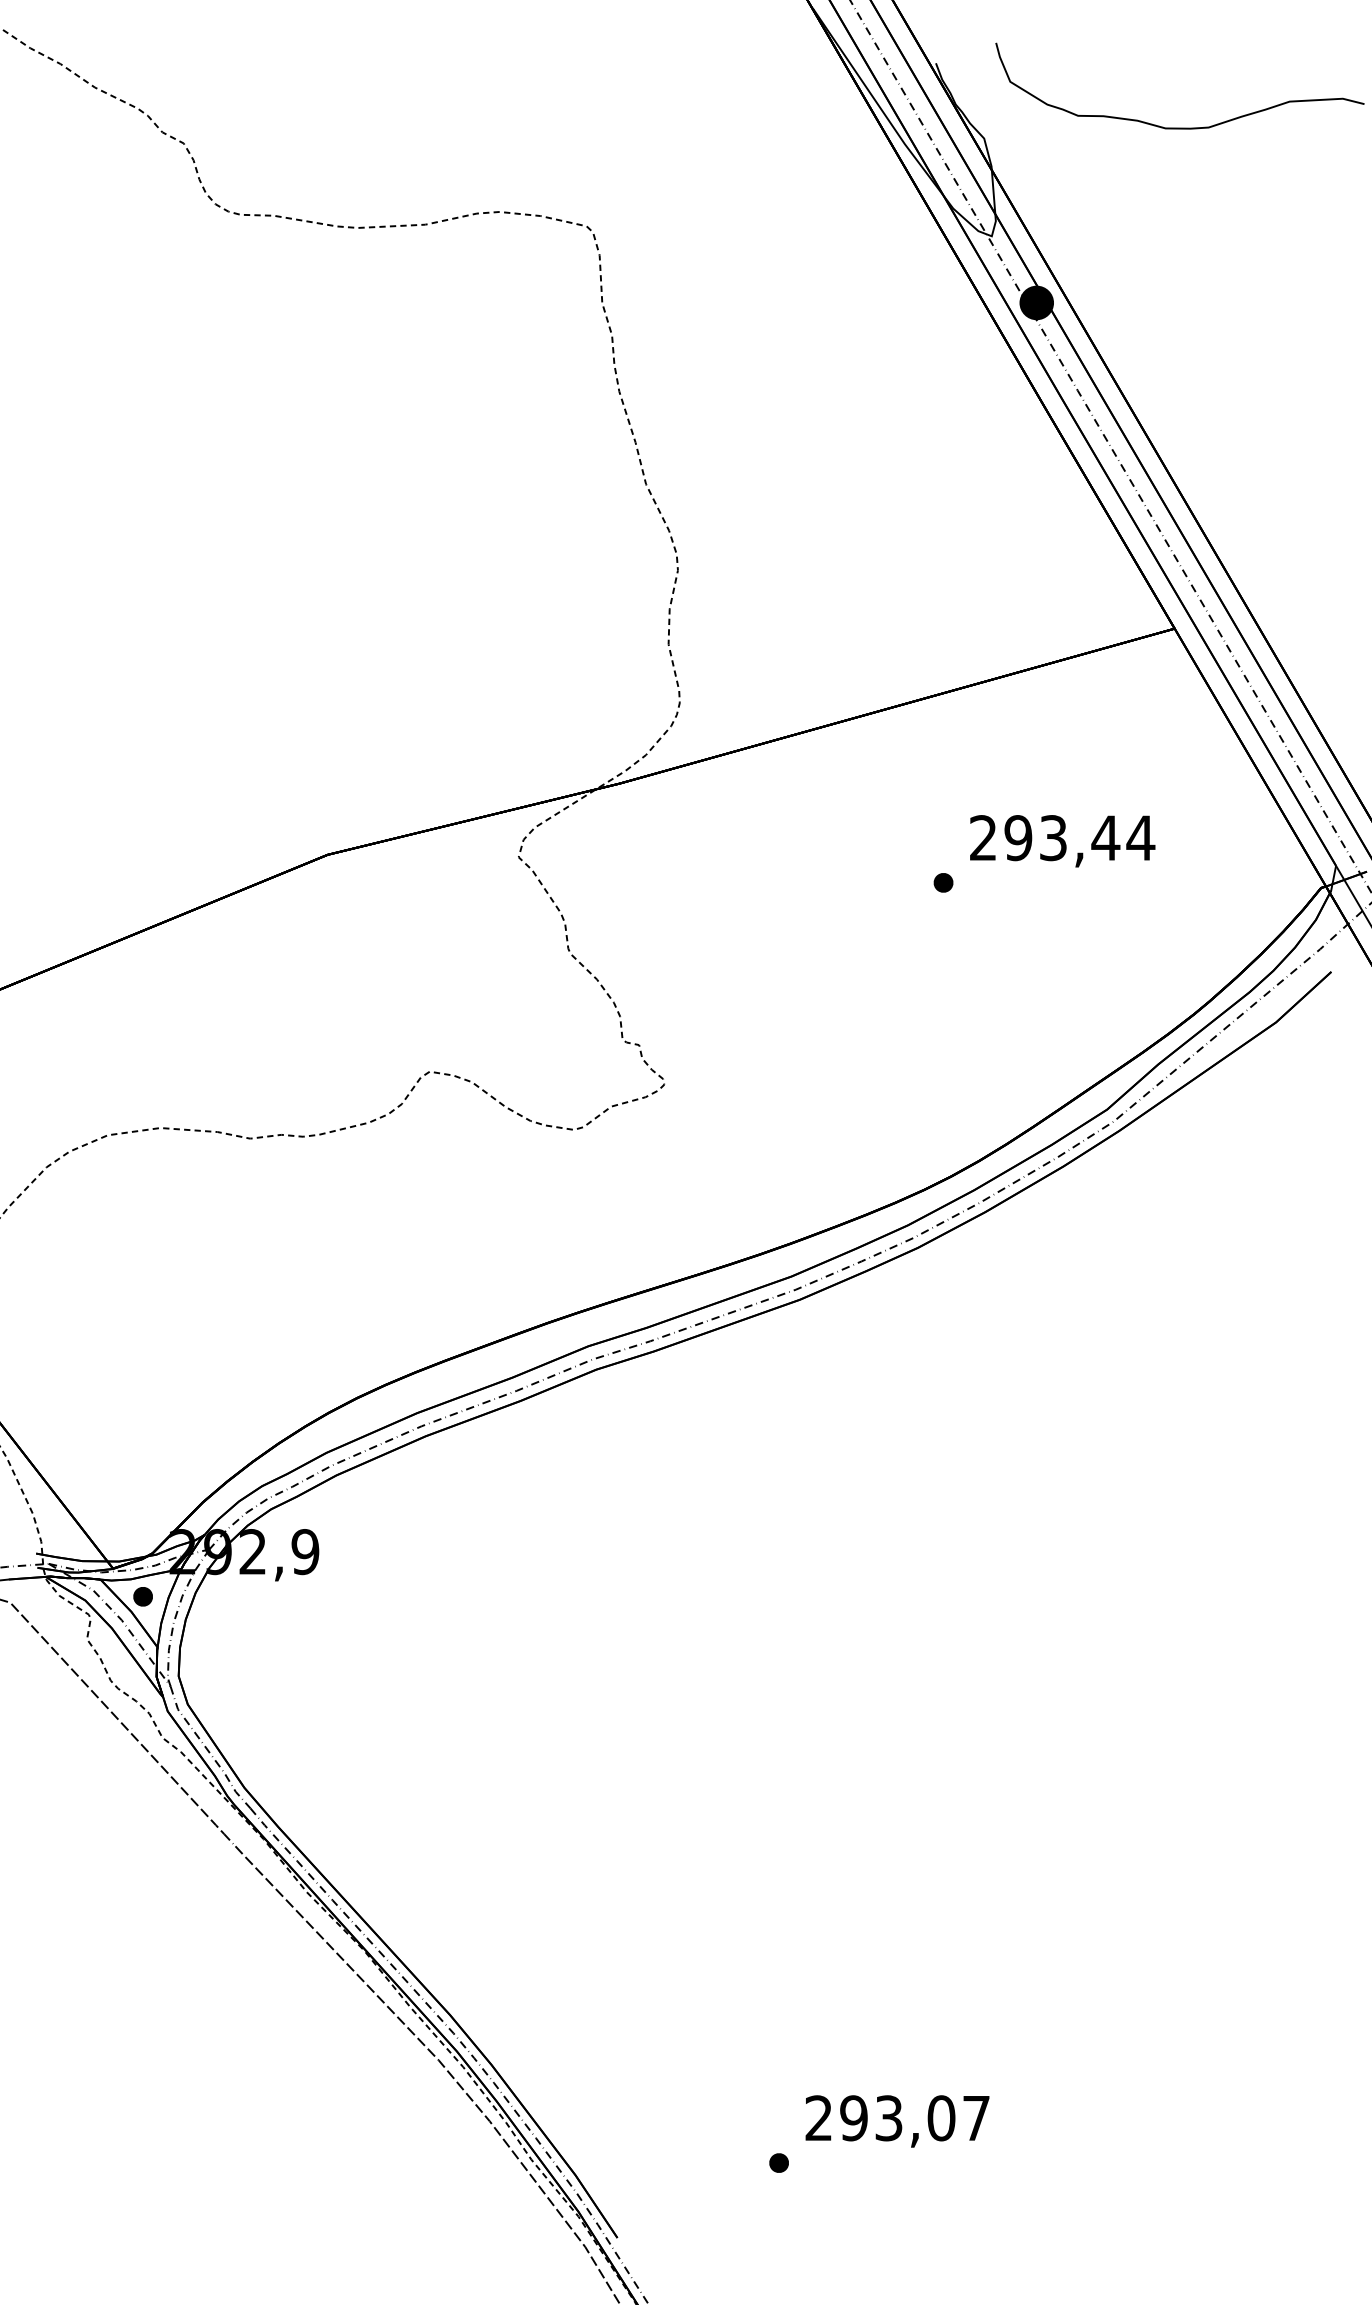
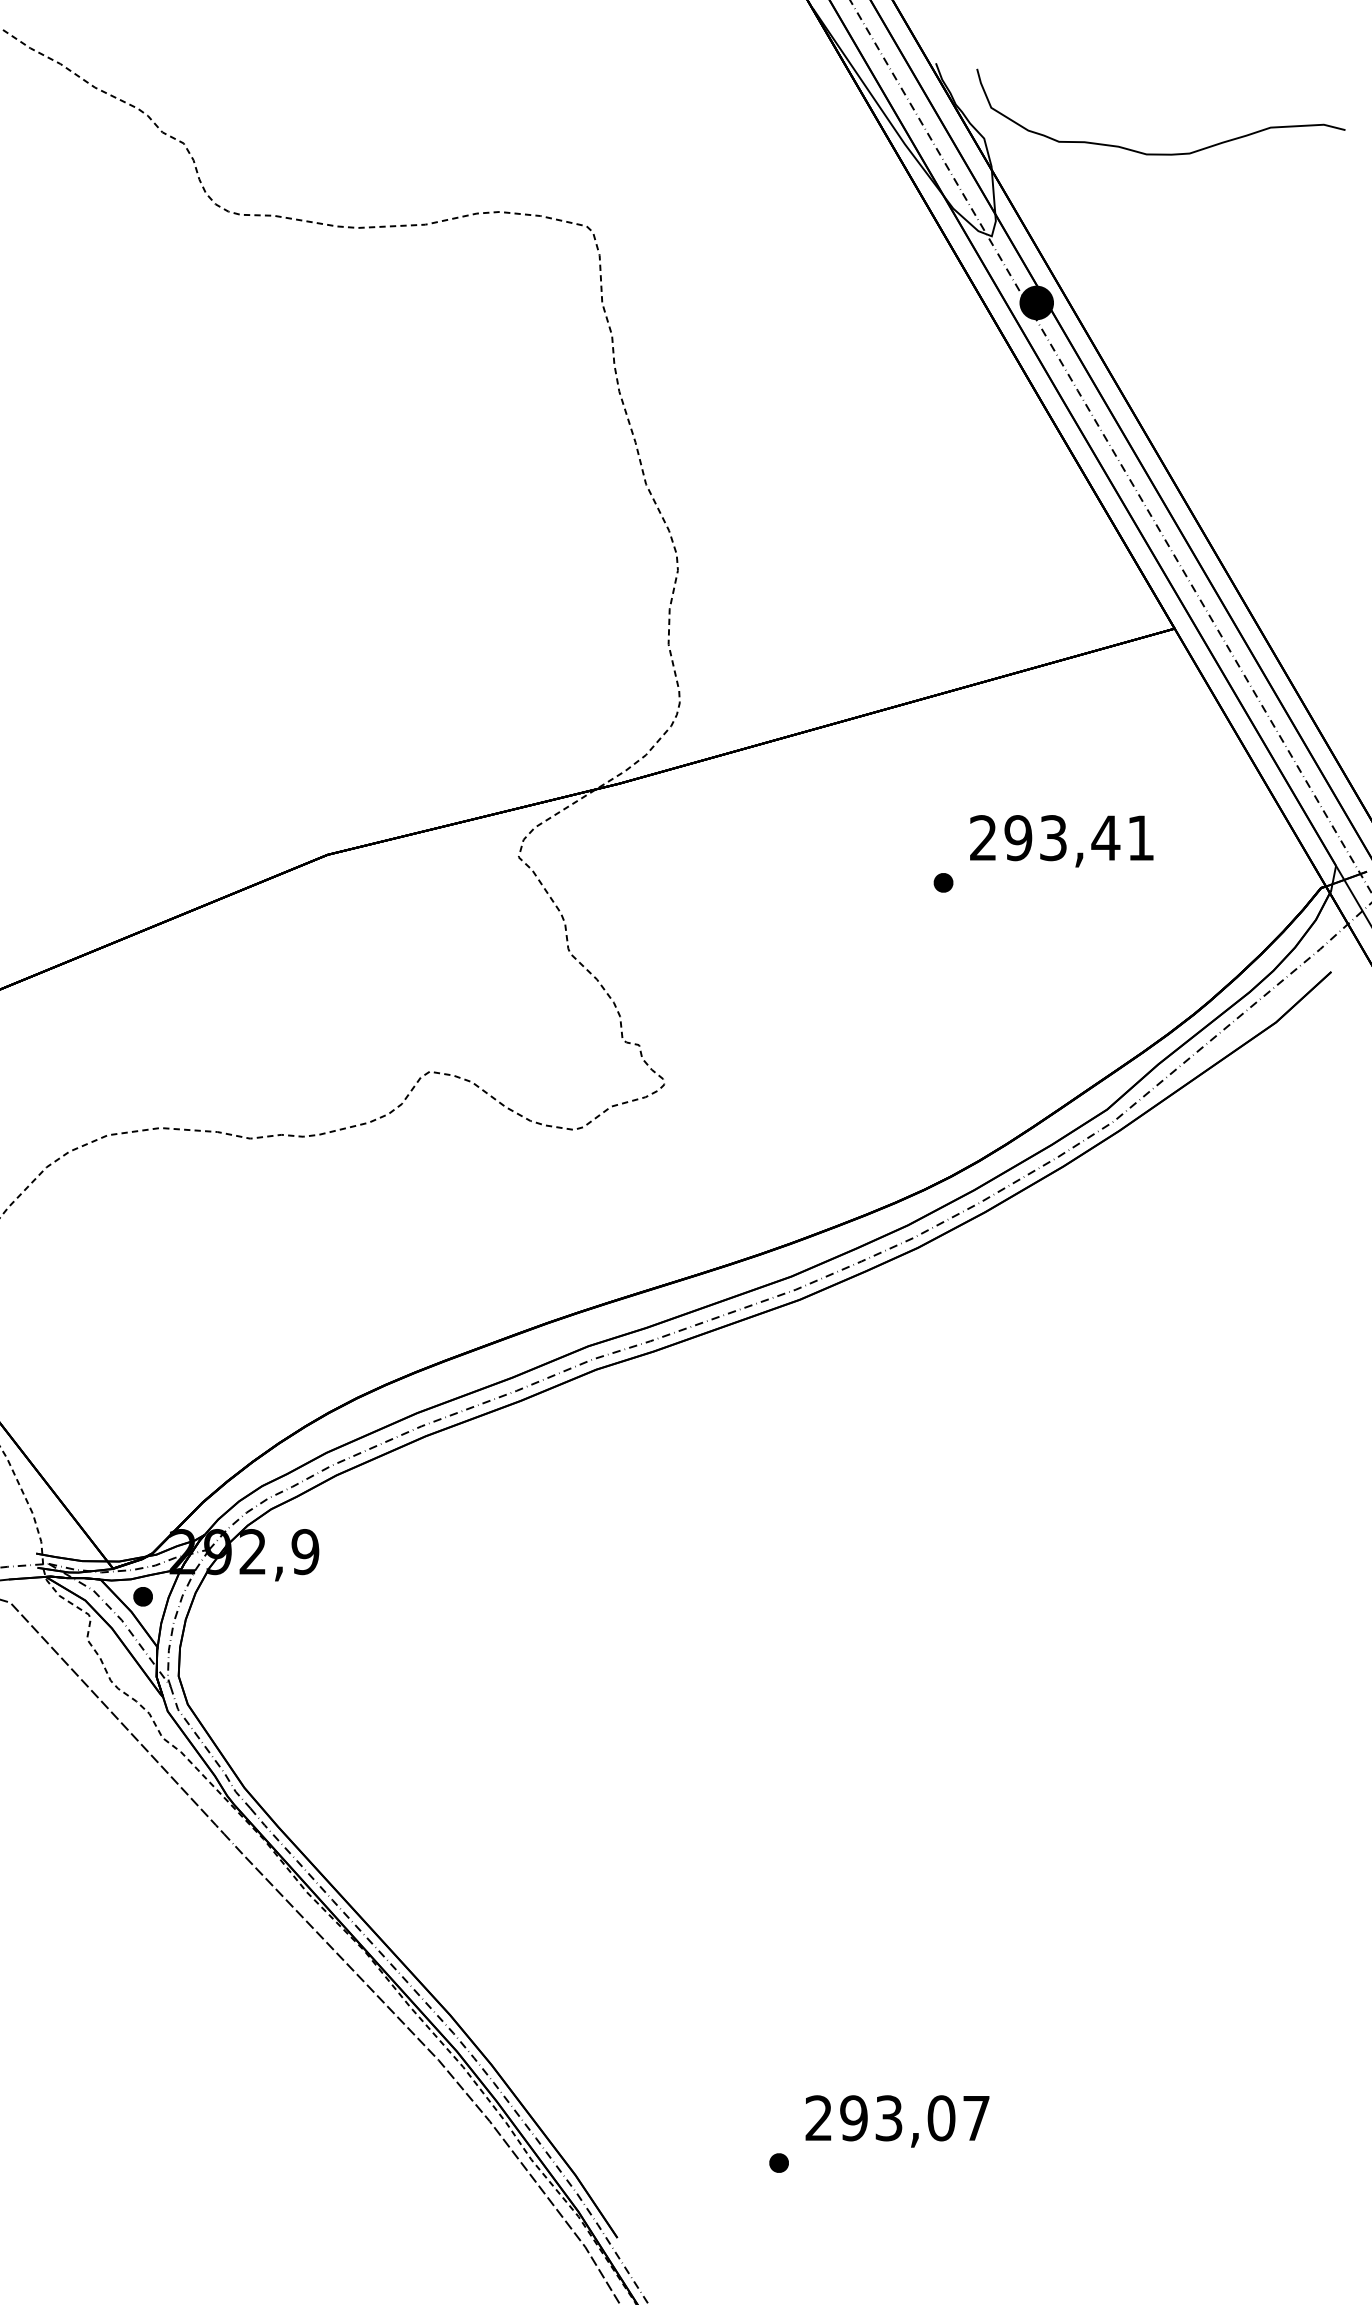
curve position: (1179, 127) -> (1160, 153) (1160, 153)
text: 293,44 -> 293,41 (1140, 837)
